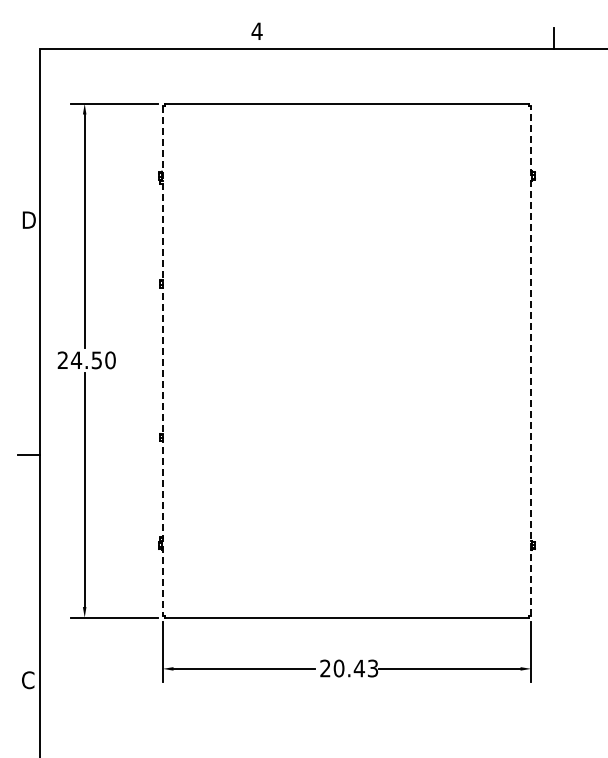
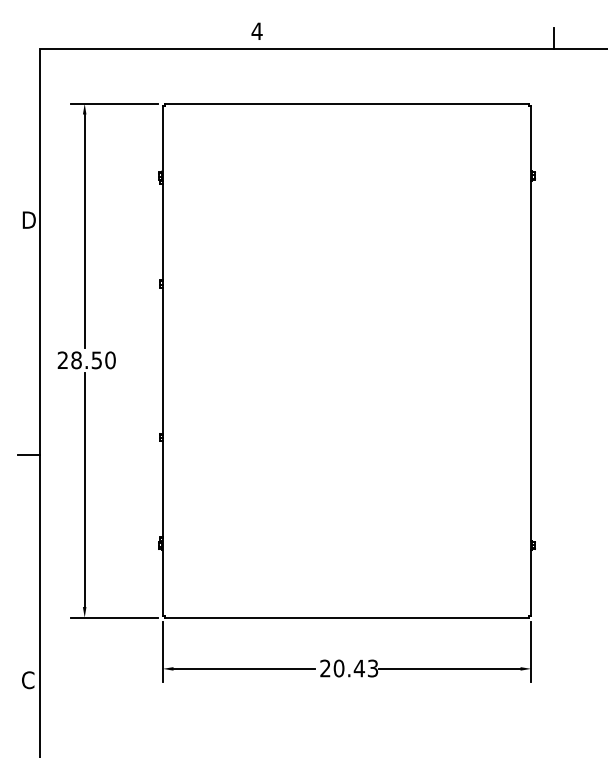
text: 24.50 -> 28.50 (76, 360)
line: dashed -> solid (162, 360)
line: dashed -> solid (531, 360)
